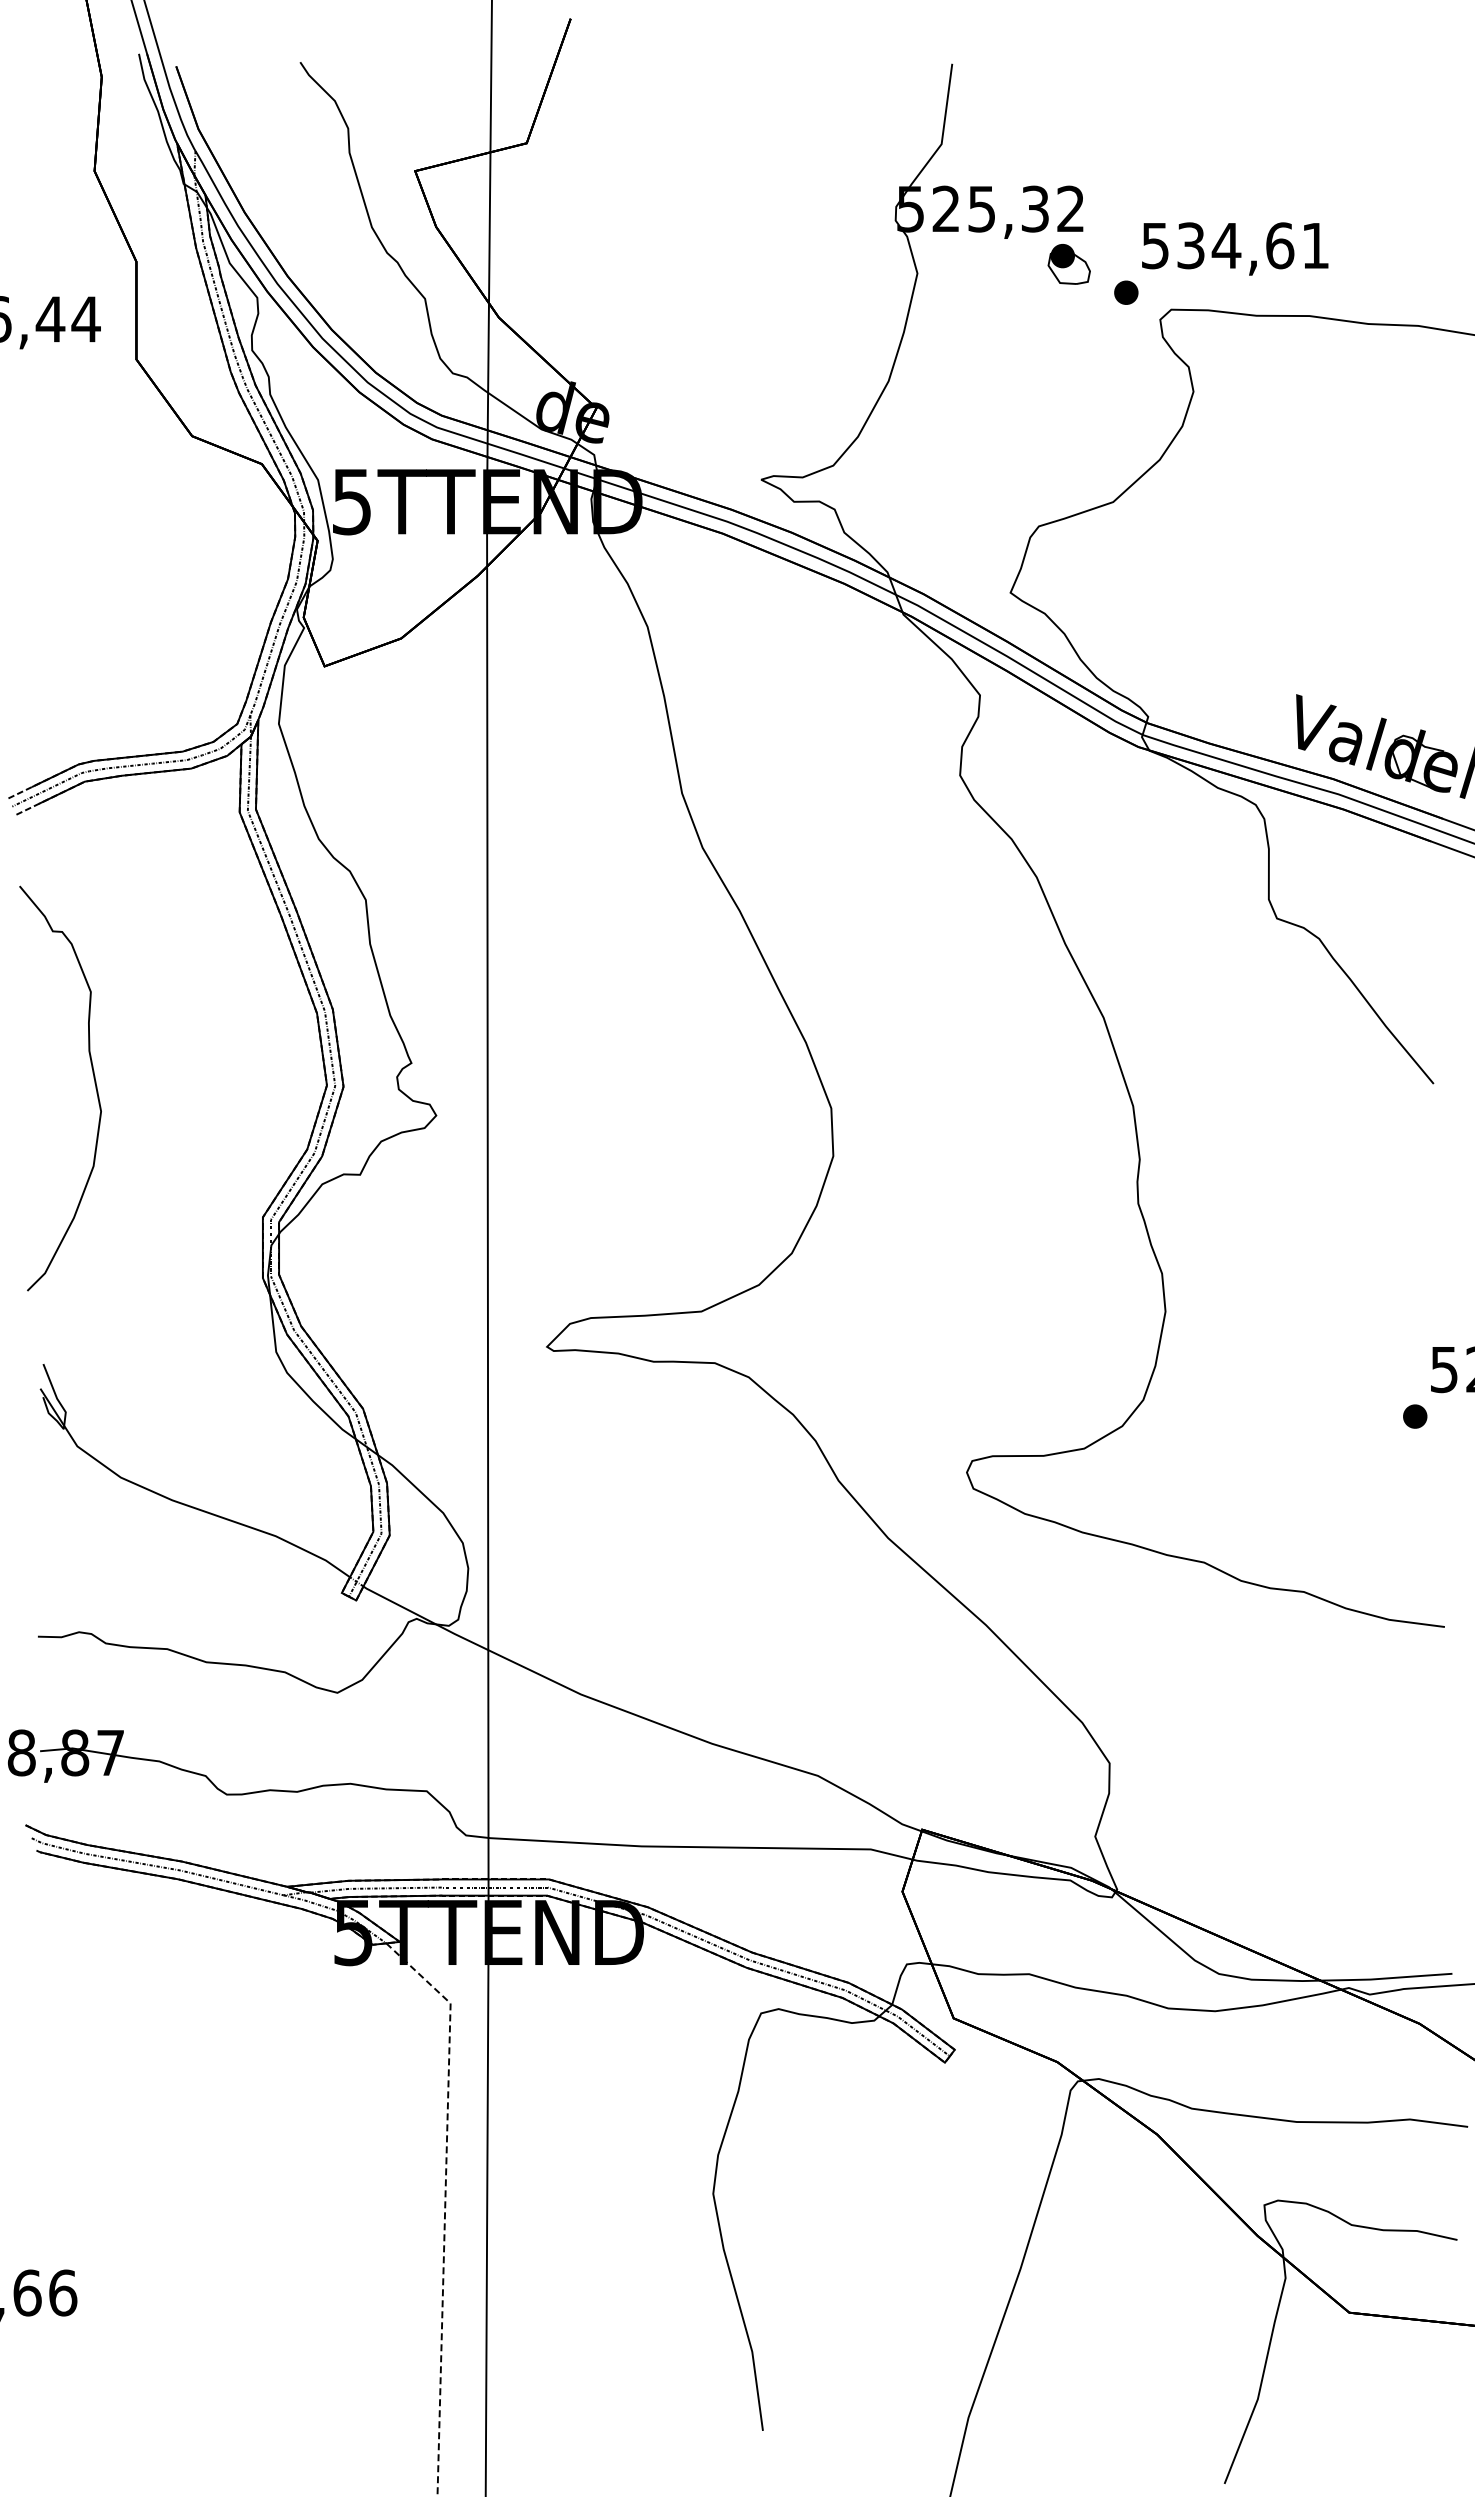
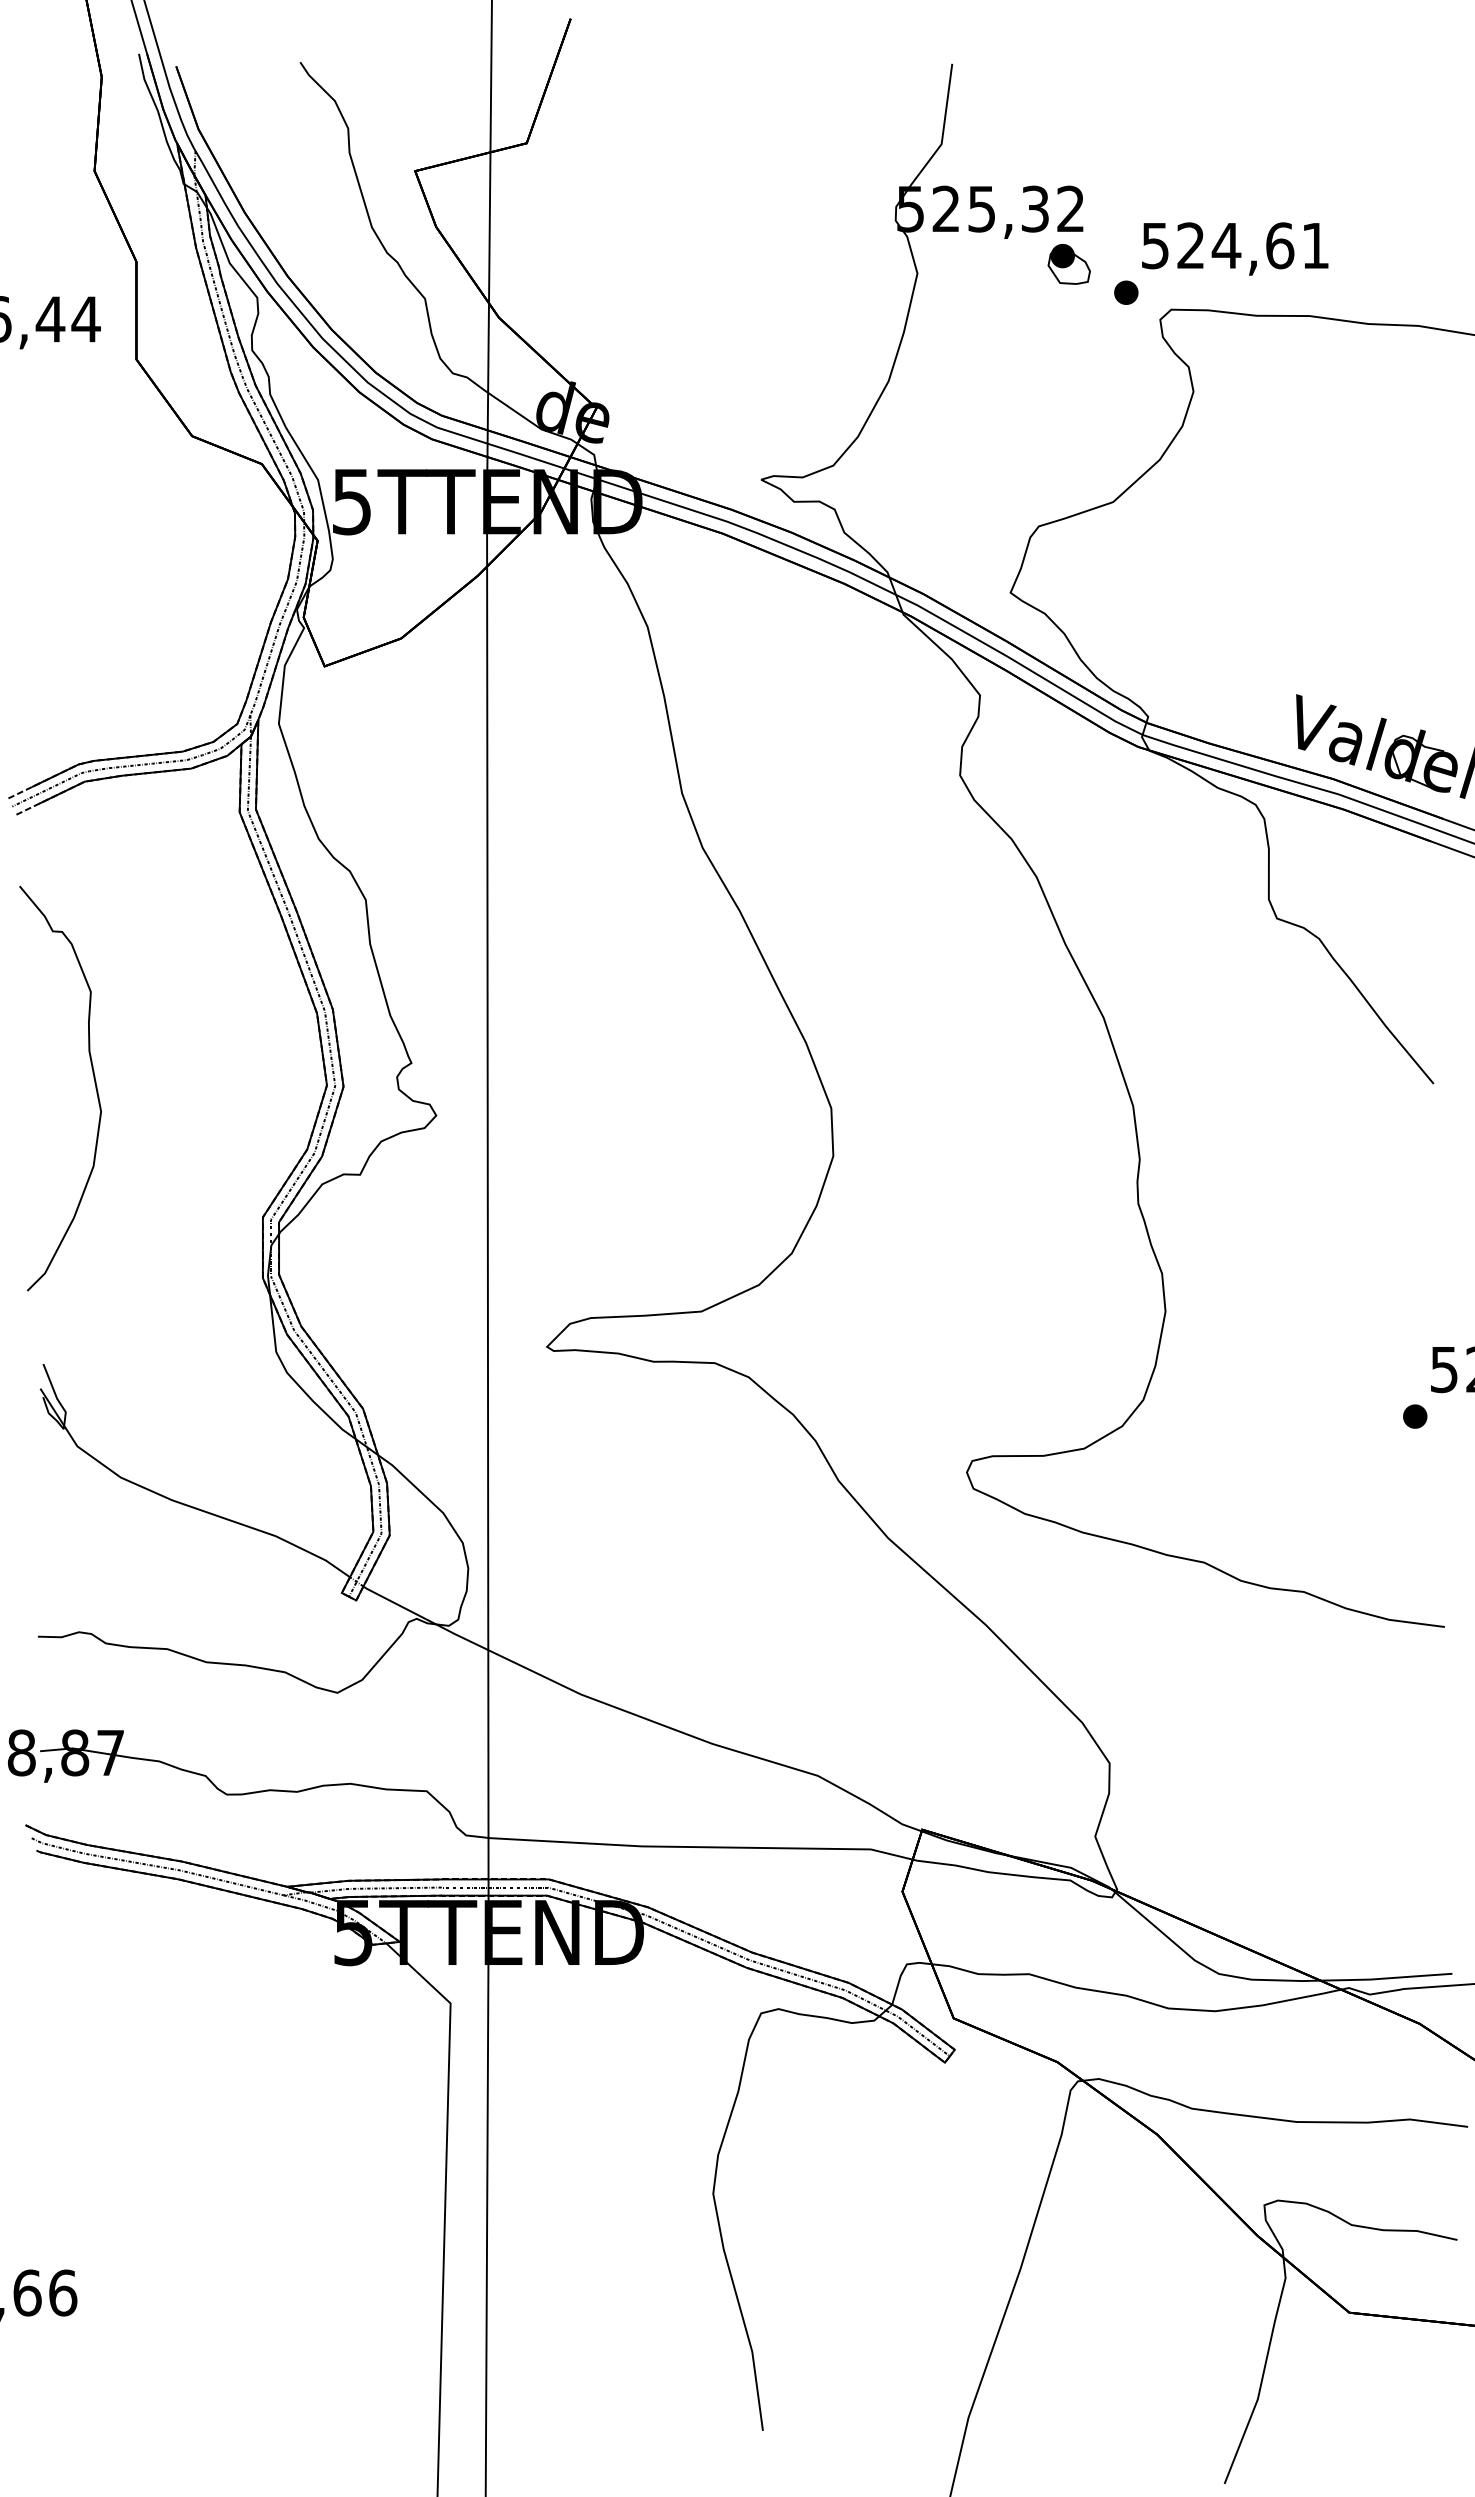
text: 534,61 -> 524,61 (1190, 245)
line: dashed -> solid (445, 2205)
